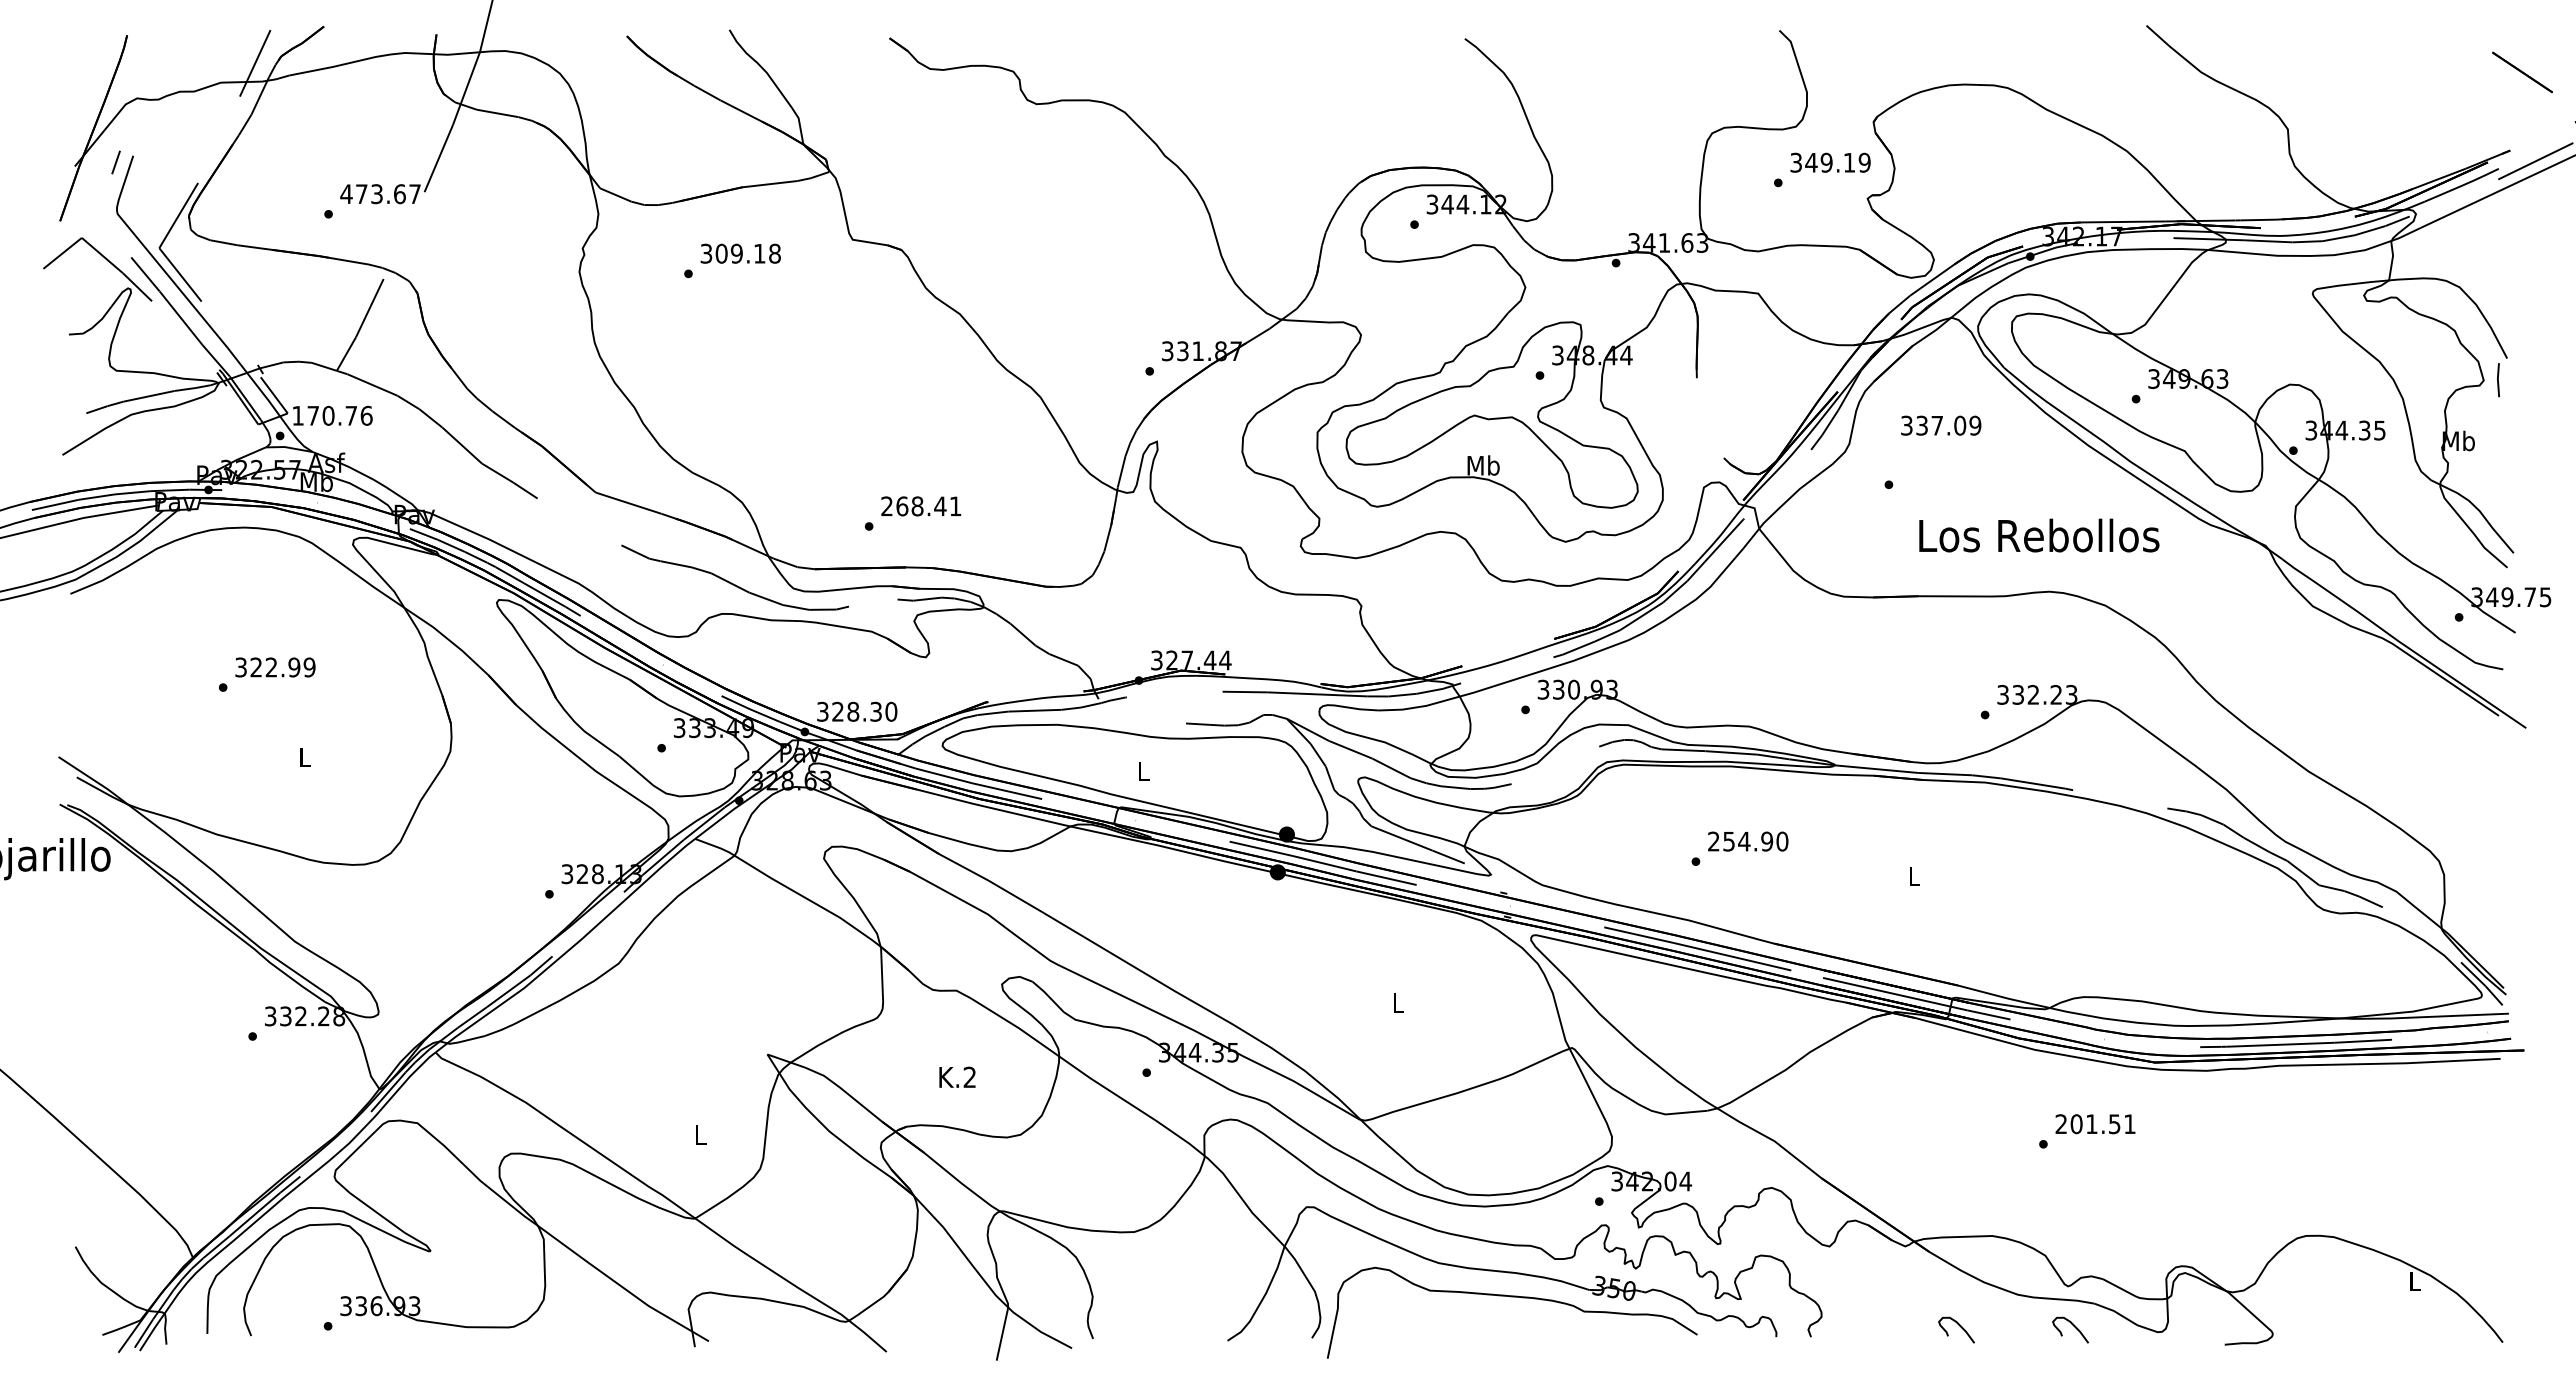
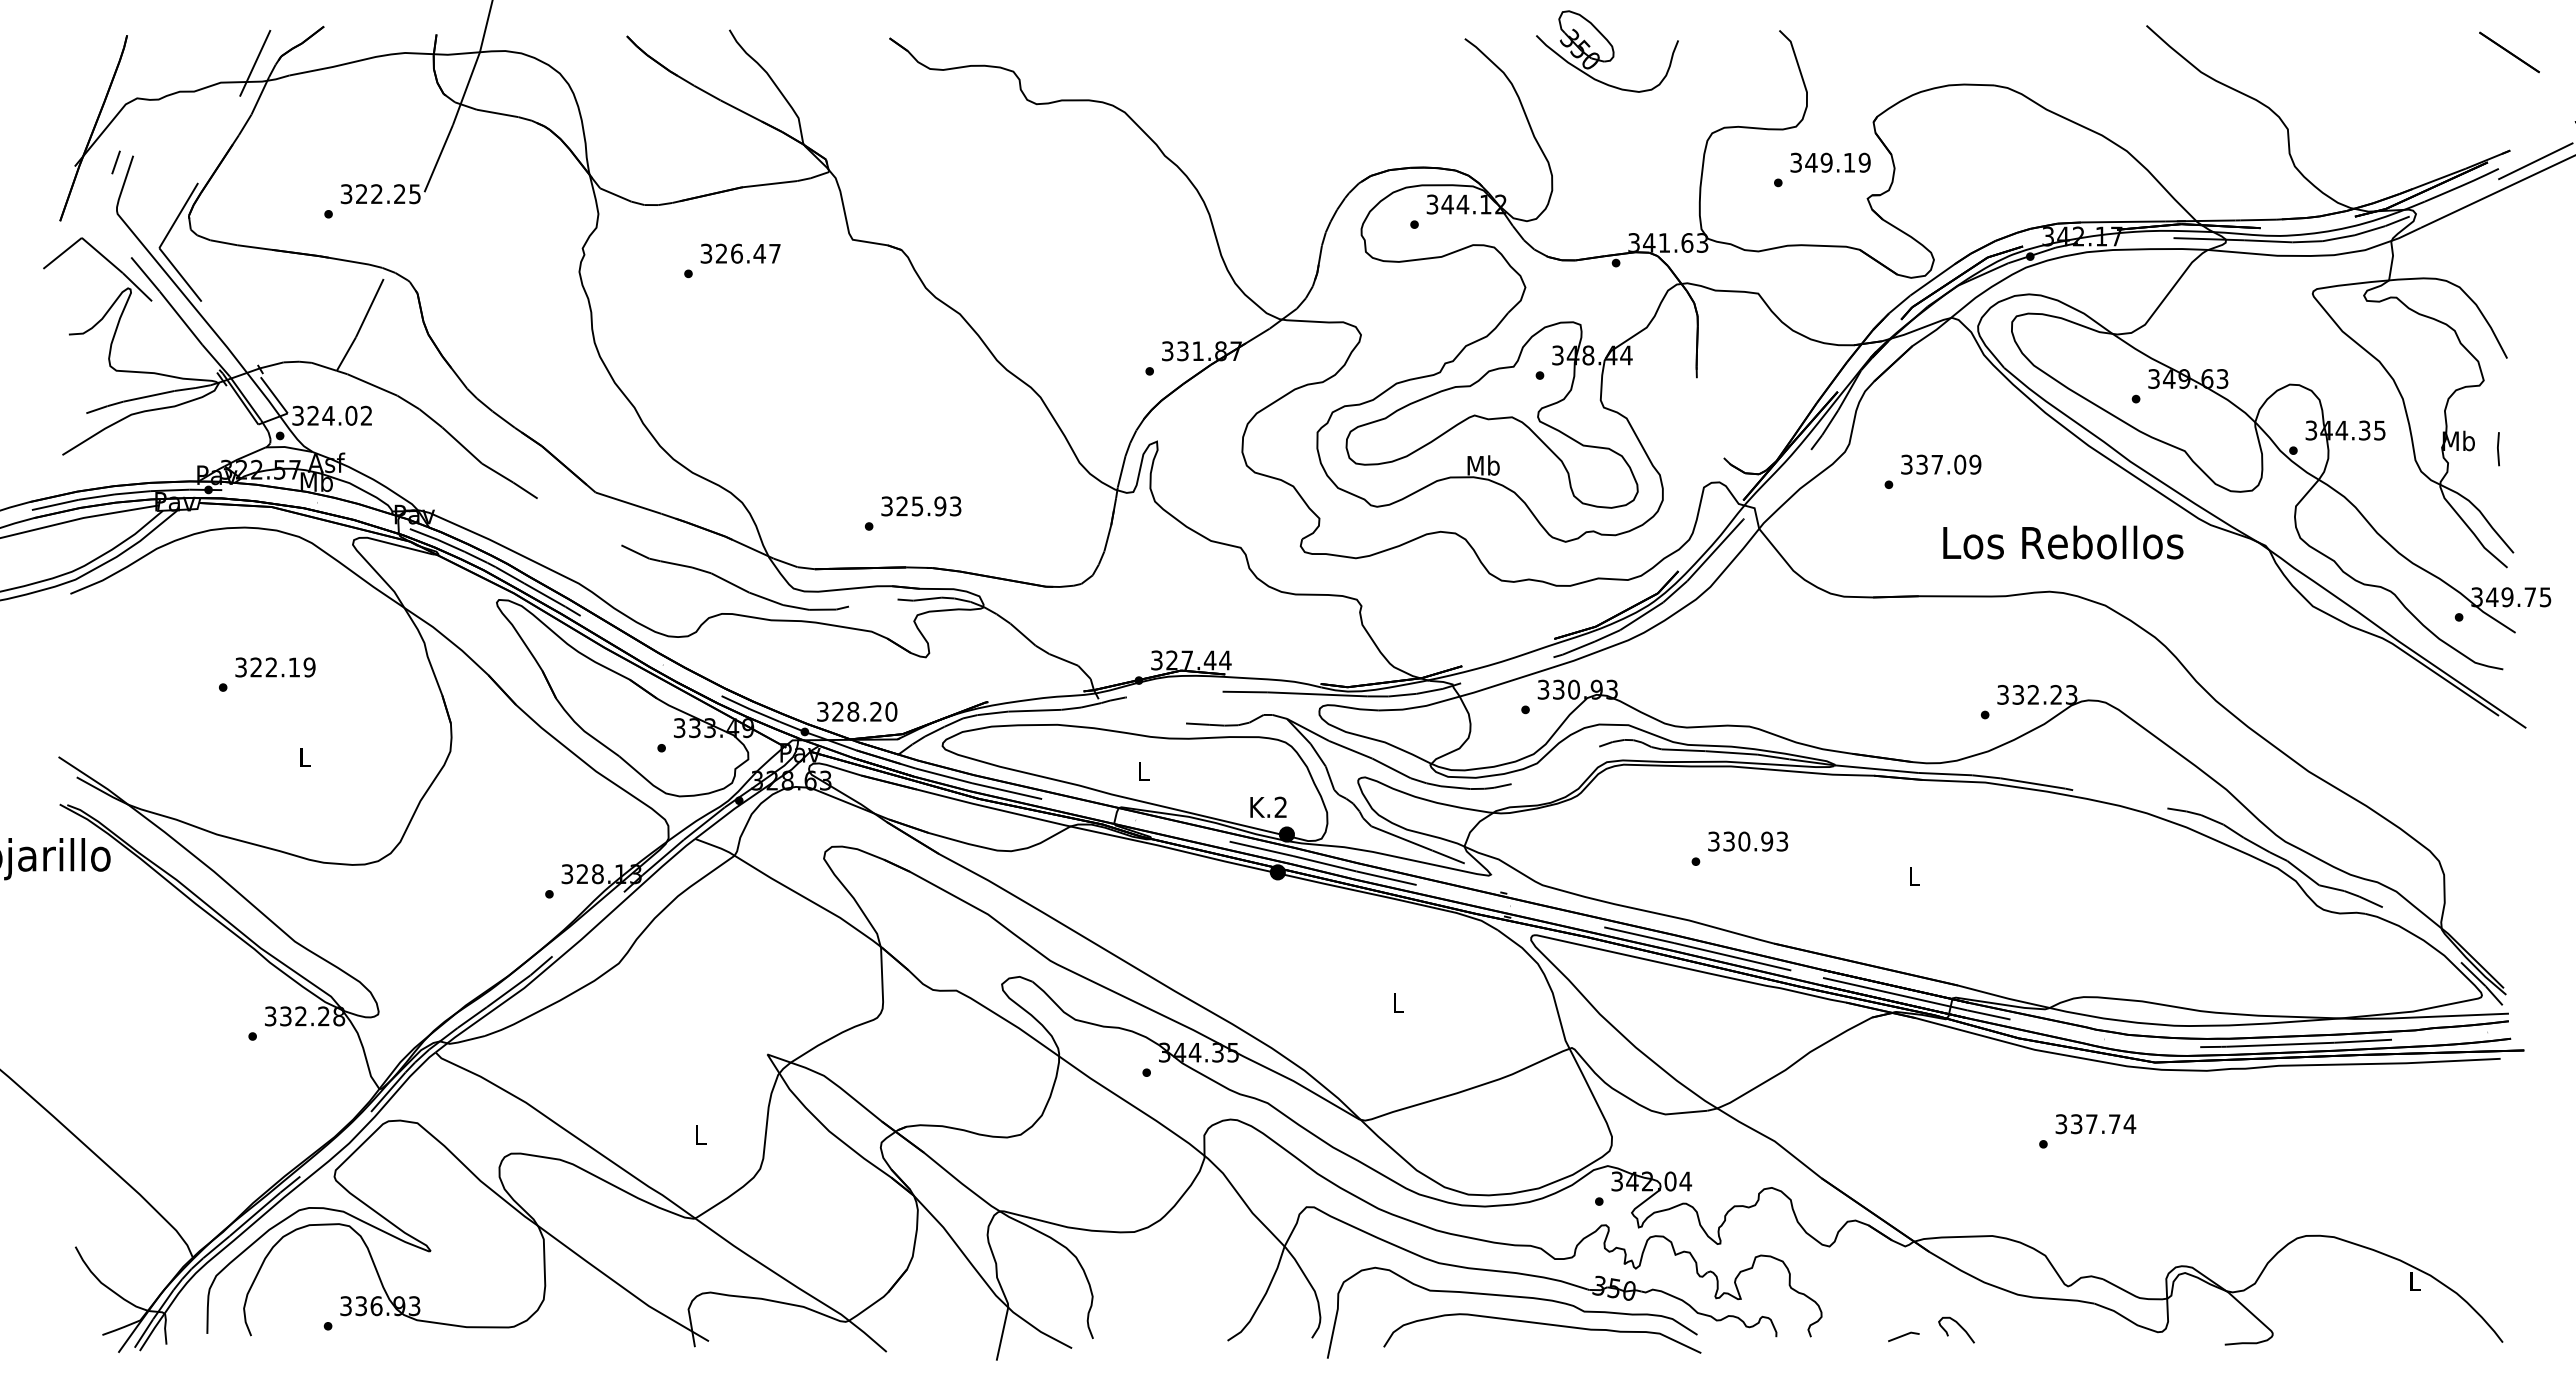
part: none -> present (1607, 51)
line position: (2522, 72) -> (2509, 52) (2509, 52)
text: 473.67 -> 322.25 (380, 194)
text: 309.18 -> 326.47 (747, 253)
line position: (2498, 380) -> (2498, 449) (2498, 449)
text: 170.76 -> 324.02 (332, 415)
text position: (1941, 425) -> (1941, 464) (1941, 464)
text: 268.41 -> 325.93 (921, 506)
text position: (2039, 535) -> (2063, 542) (2063, 542)
text: 322.99 -> 322.19 (294, 667)
text: 328.30 -> 328.20 (875, 711)
text: 254.90 -> 330.93 (1748, 841)
text position: (957, 1076) -> (1268, 806) (1268, 806)
text: 201.51 -> 337.74 (2095, 1124)
curve: none -> present (1546, 1325)
curve: present -> none (2073, 1326)
line: none -> present (1903, 1336)
